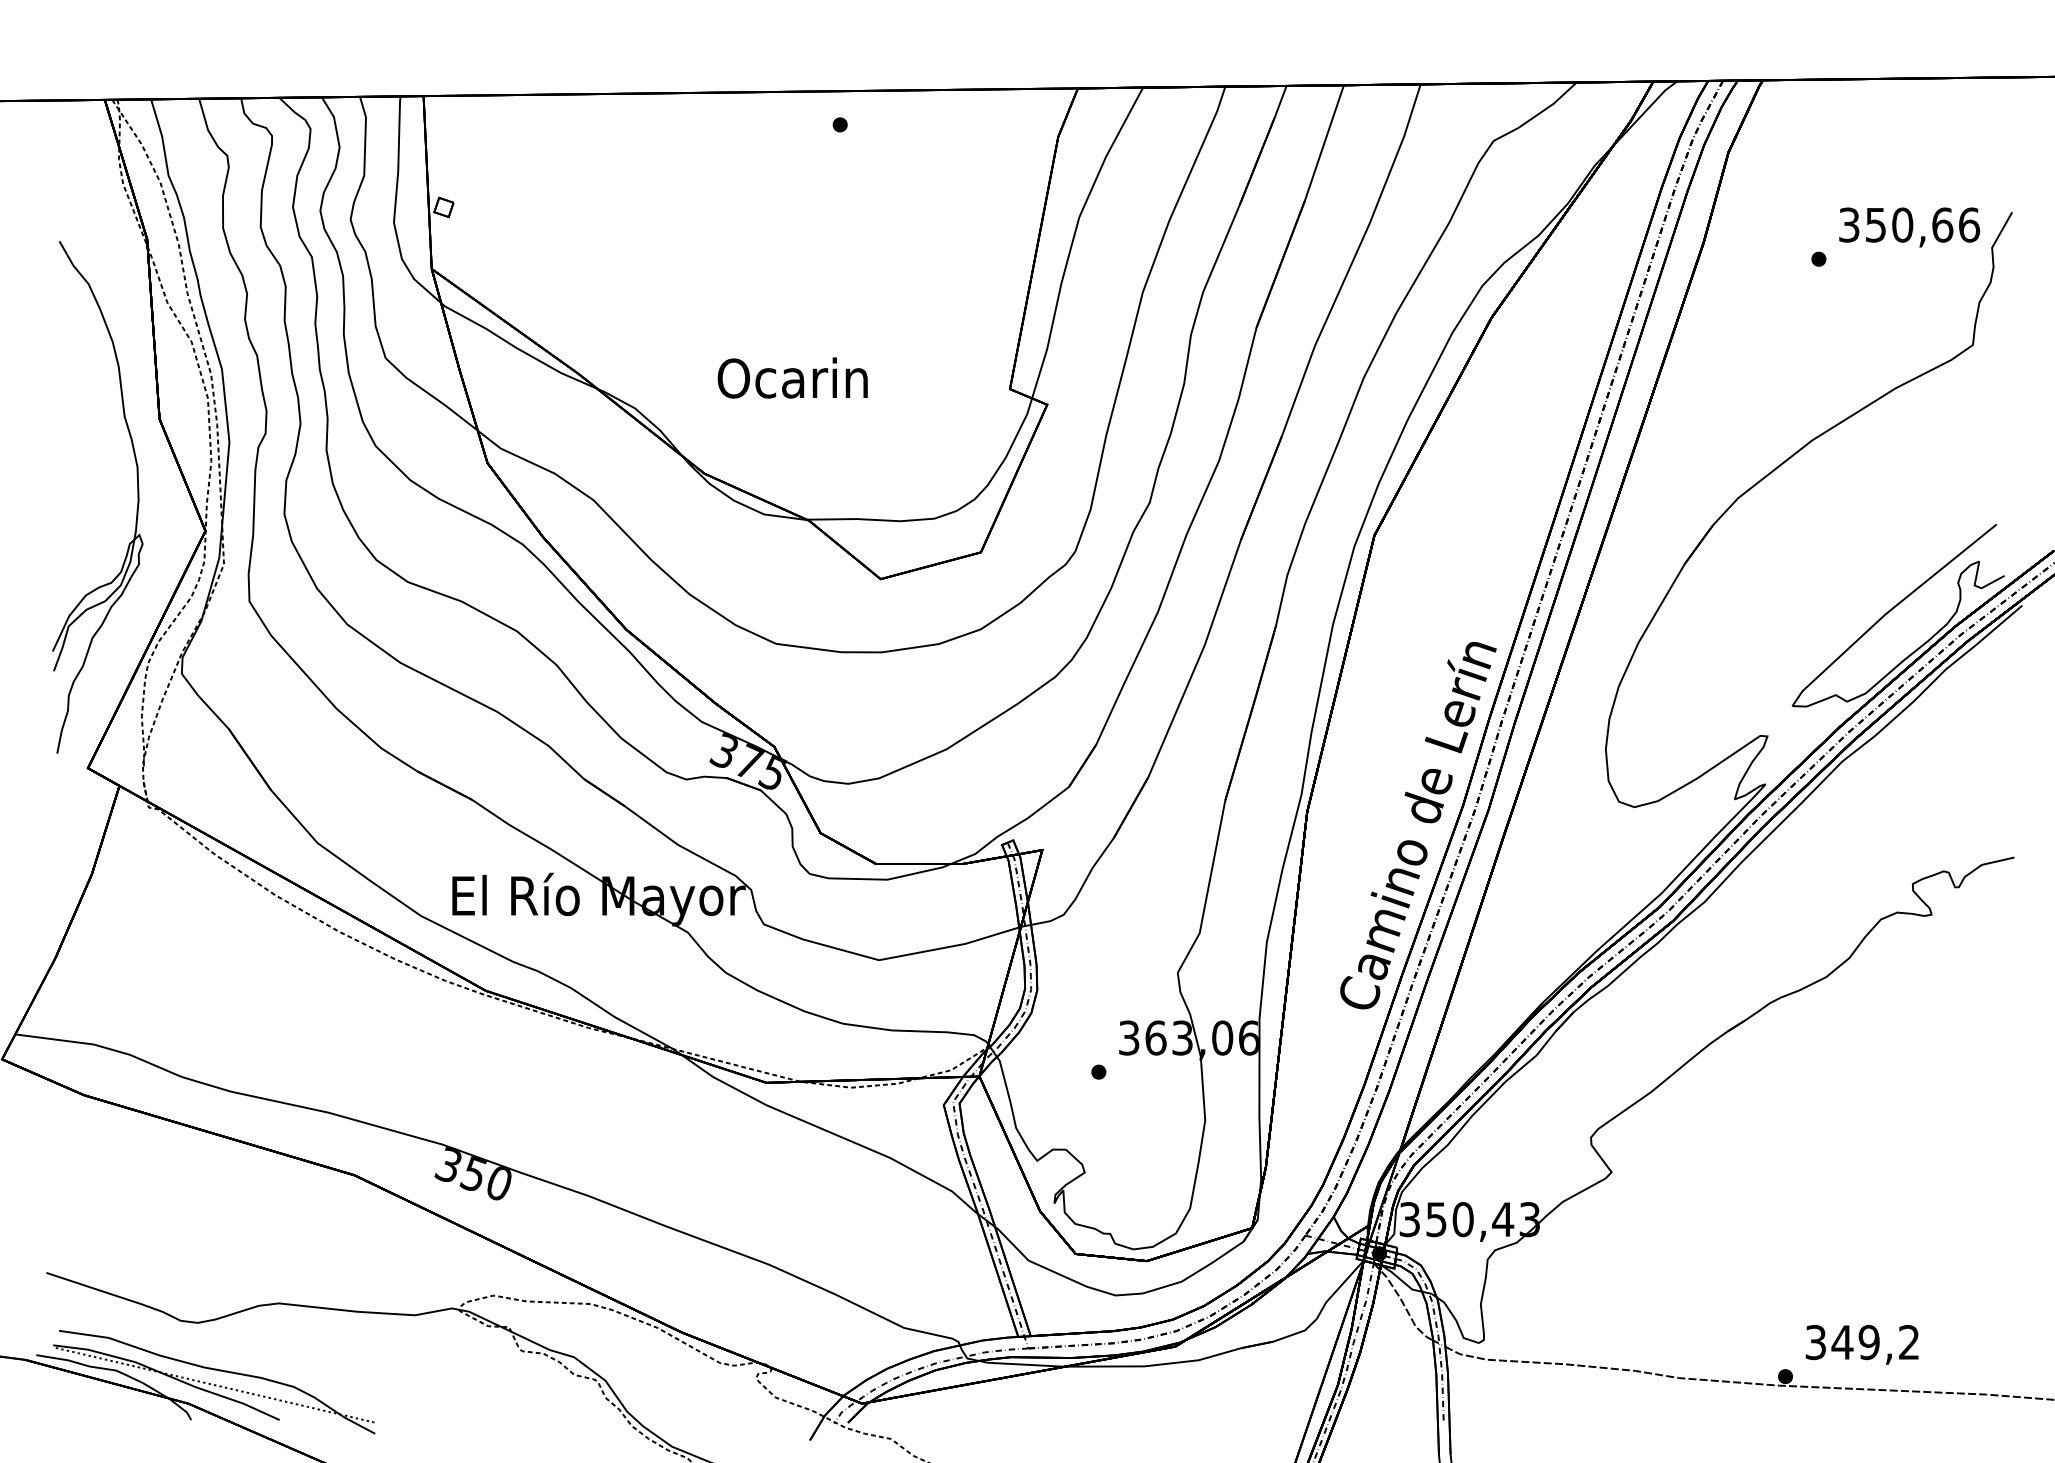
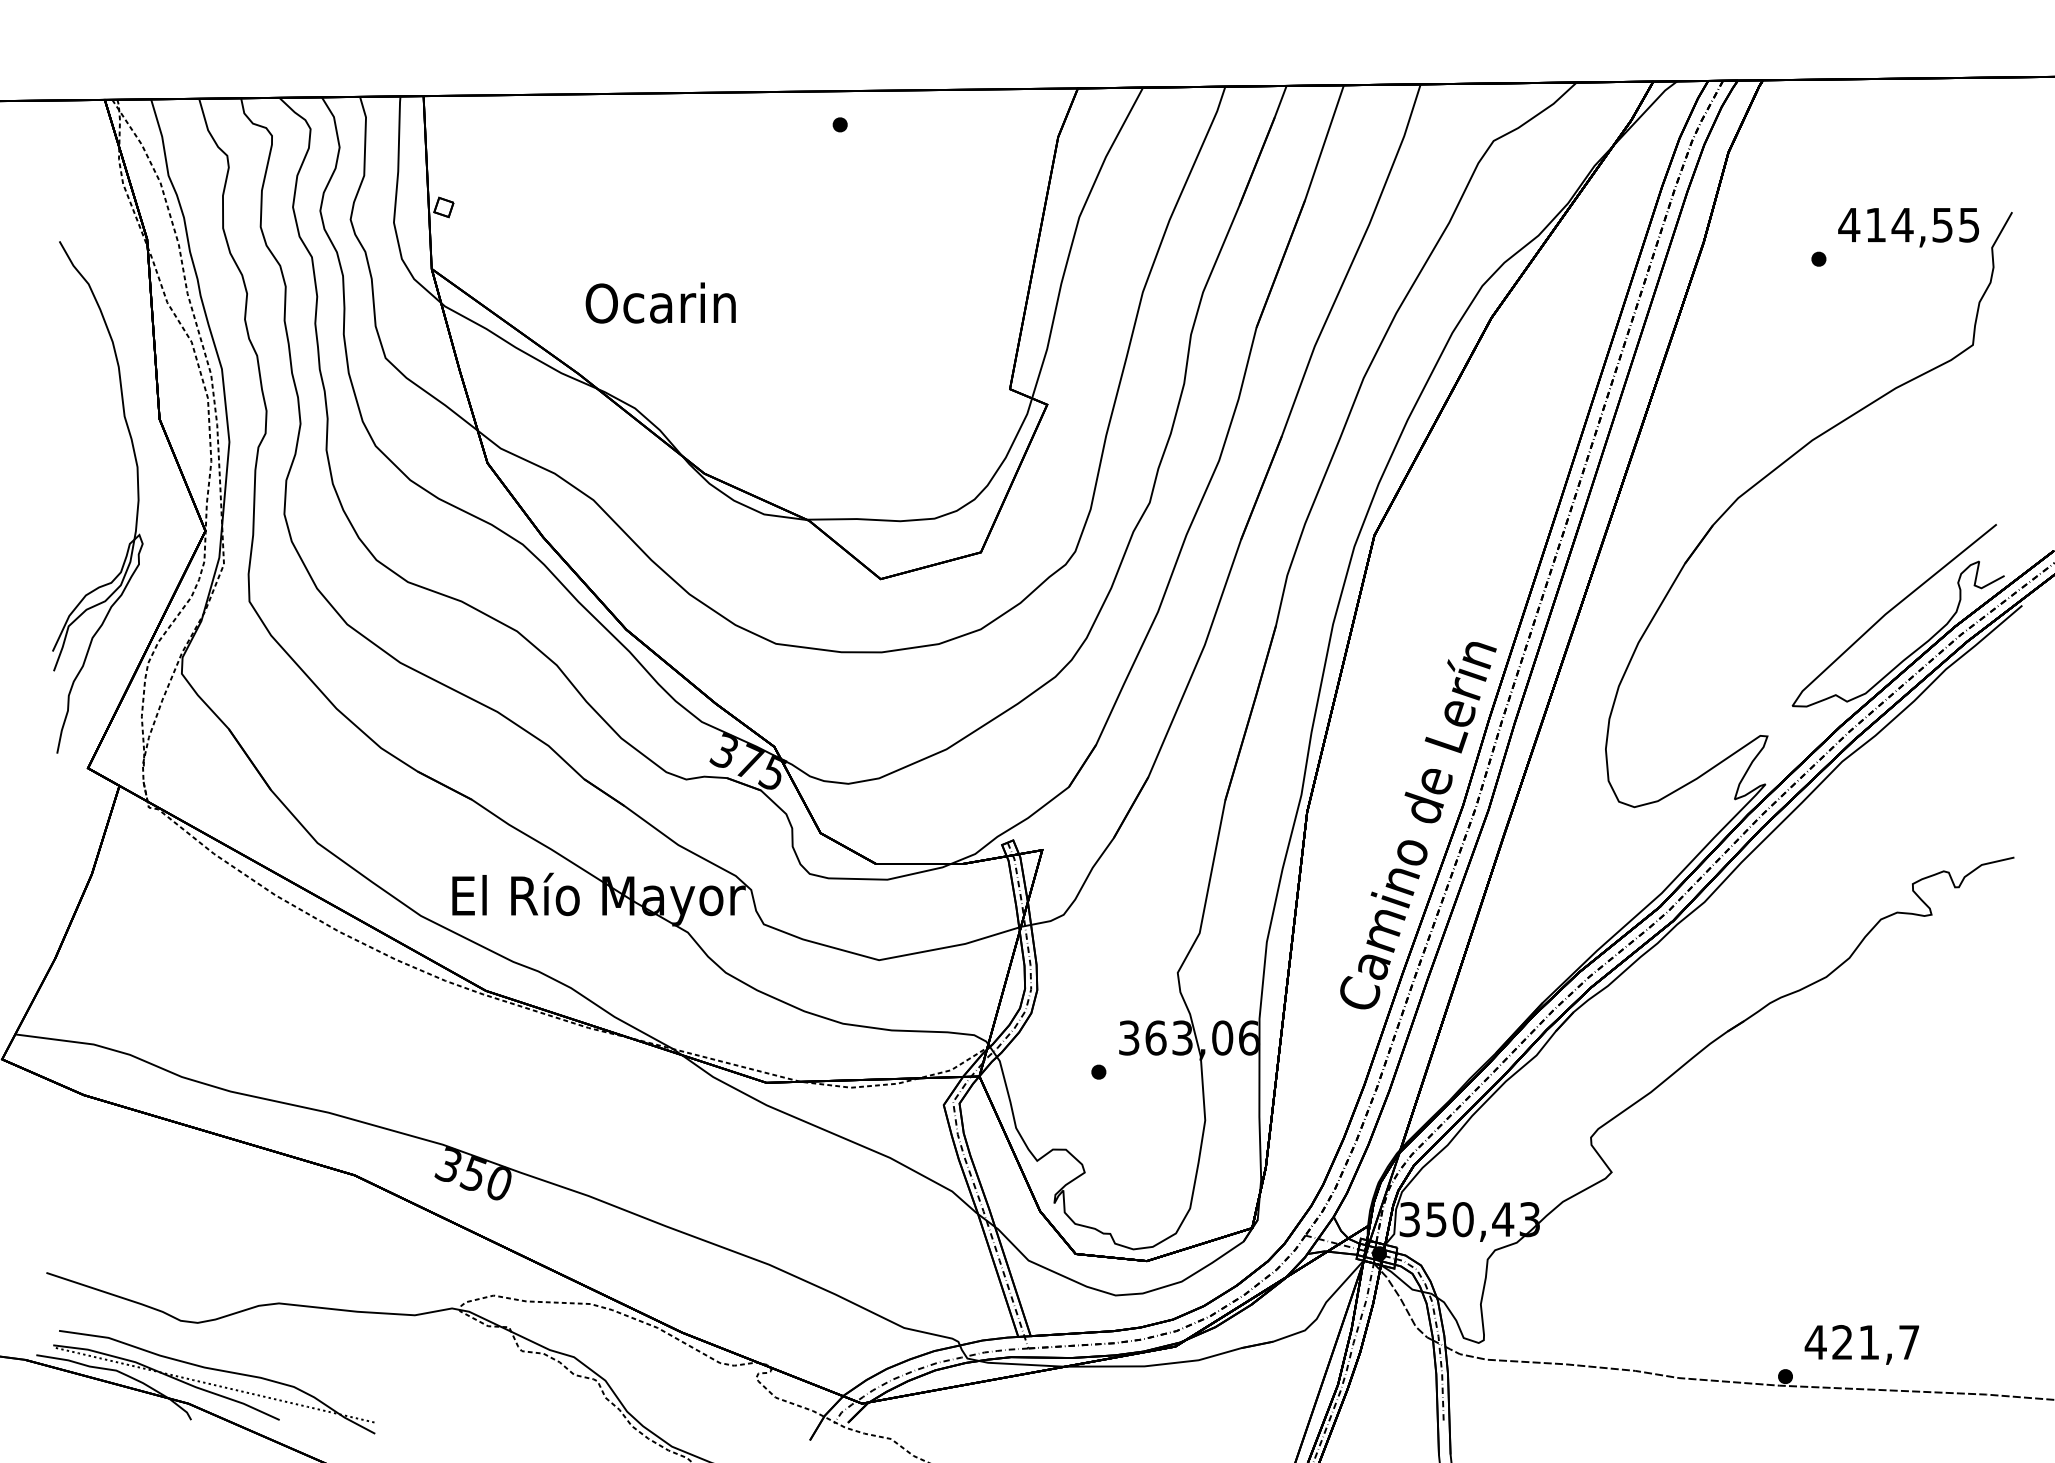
text: 350,66 -> 414,55 (1909, 224)
text position: (792, 377) -> (660, 302) (660, 302)
text: 349,2 -> 421,7 (1861, 1342)
